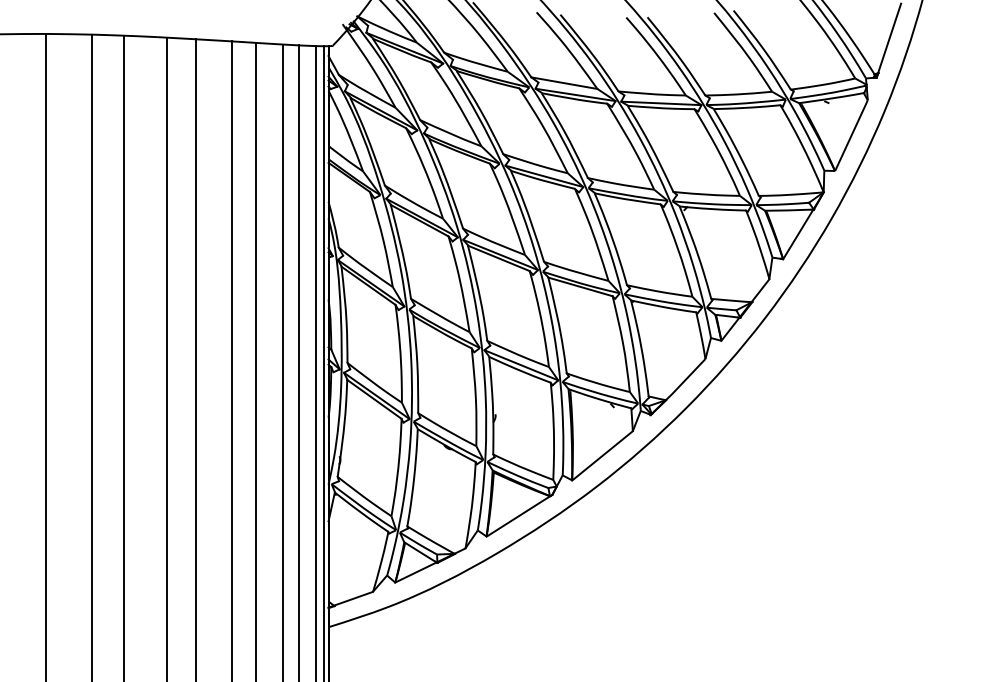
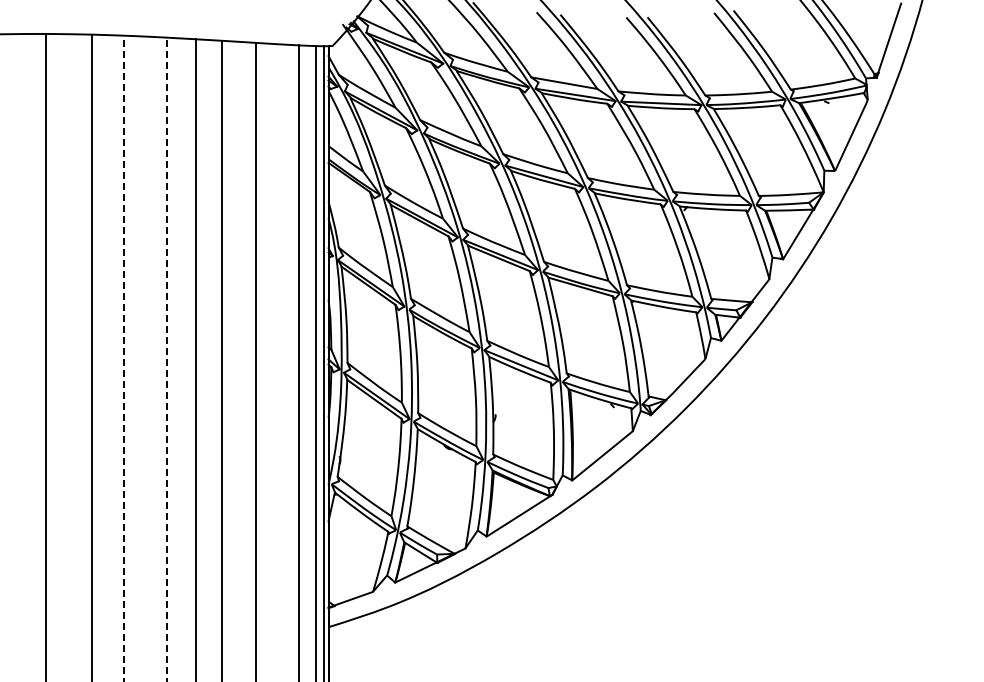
line: solid -> dashed (124, 358)
line: solid -> dashed (166, 359)
line position: (232, 359) -> (222, 359) (222, 359)
line: present -> none (283, 361)
